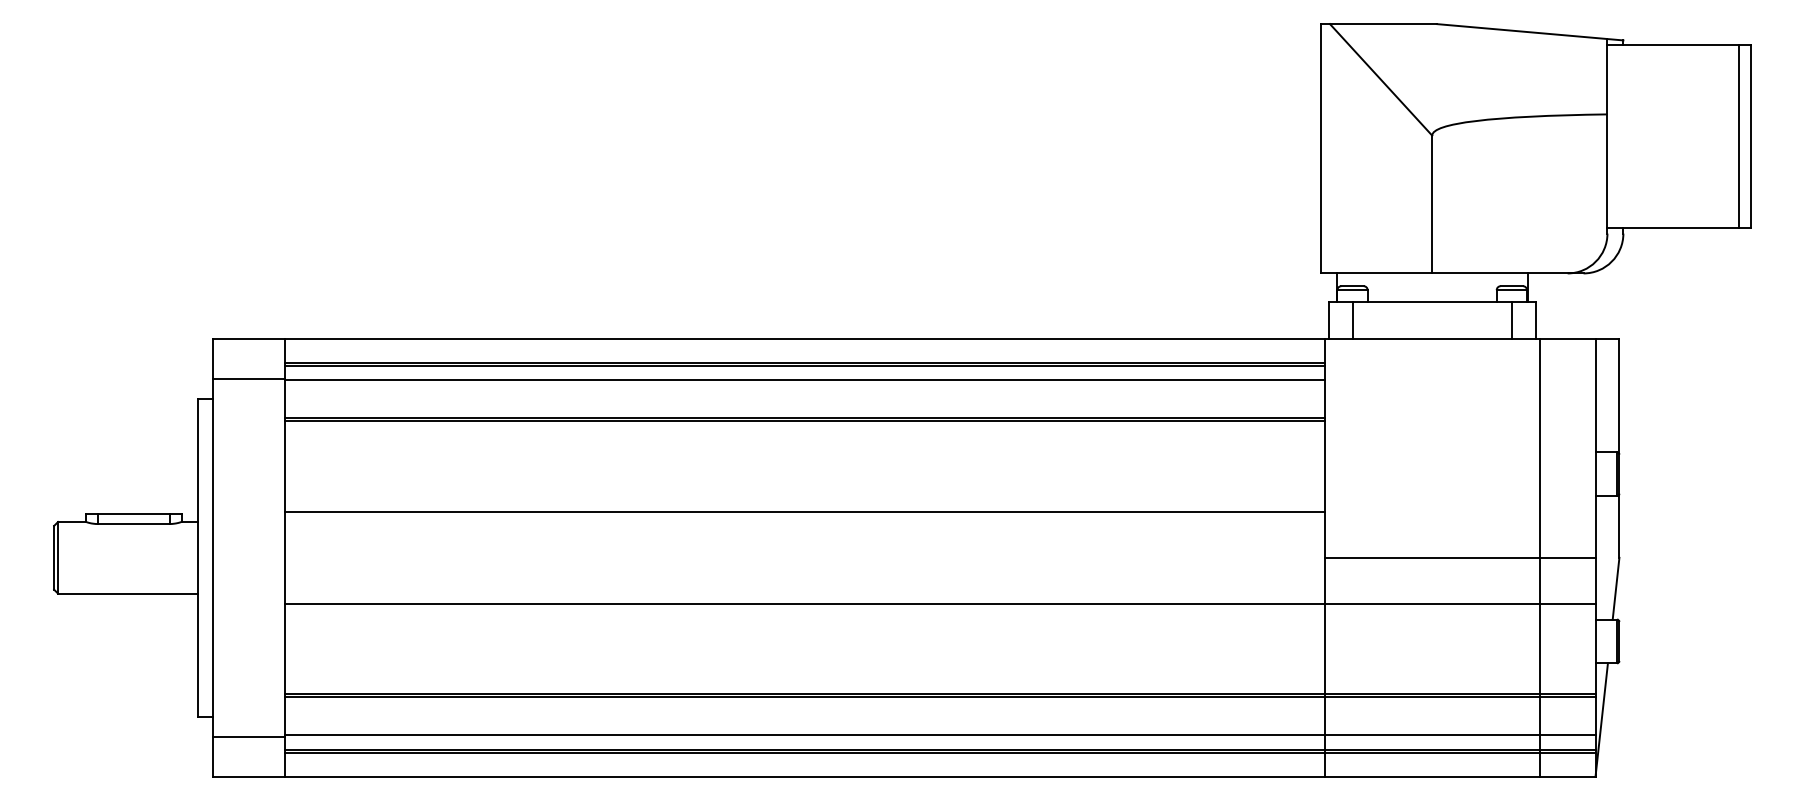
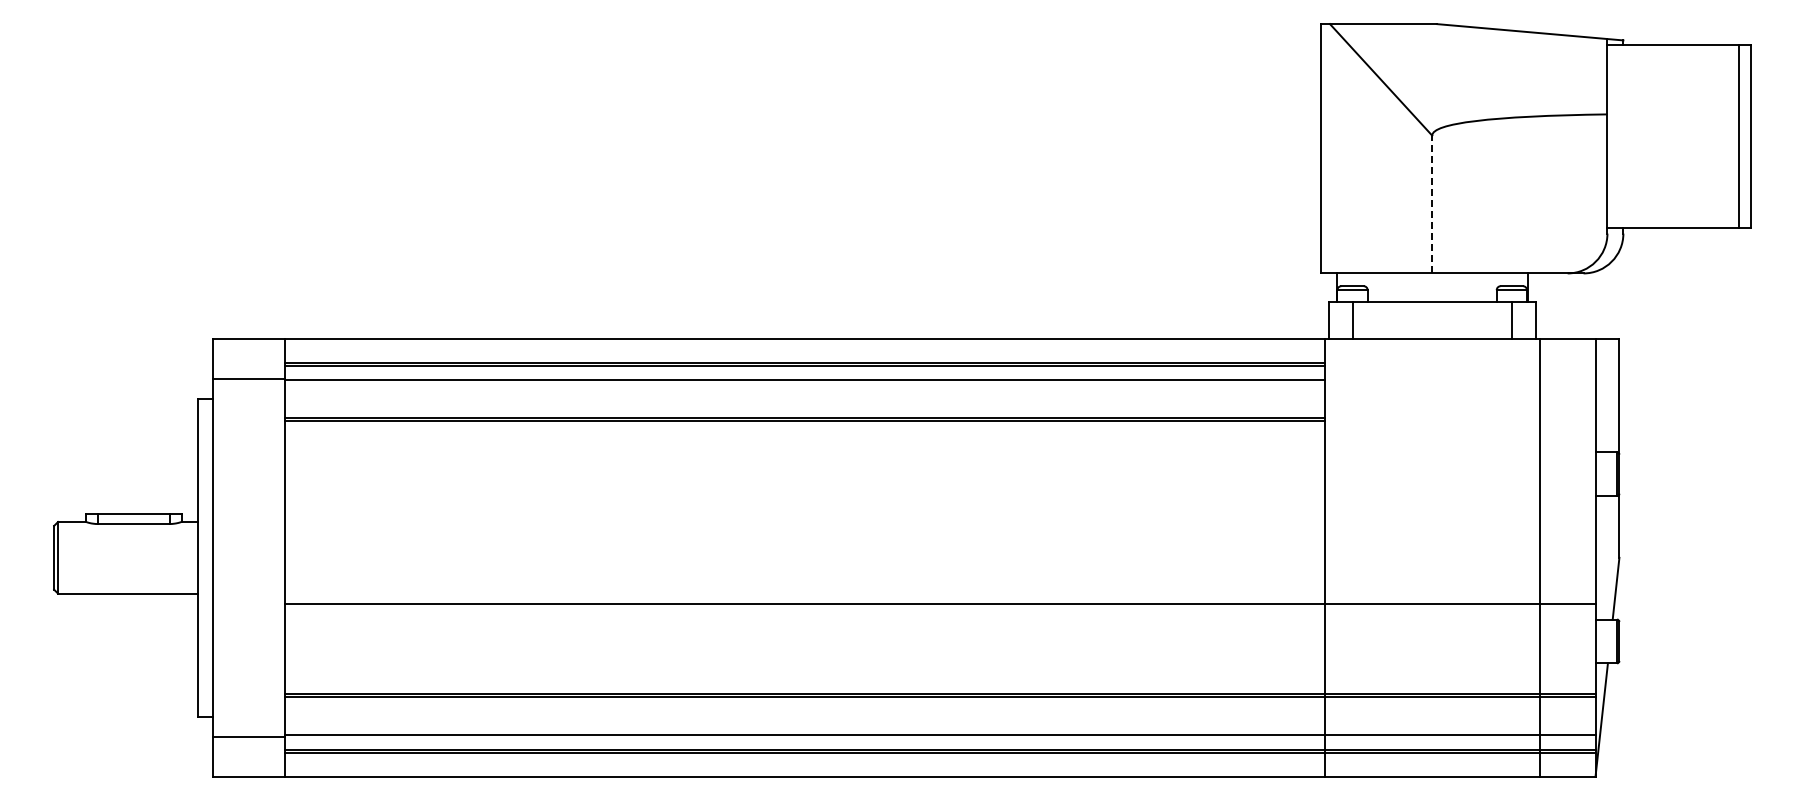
line: solid -> dashed (1432, 204)
line: present -> none (804, 511)
line: present -> none (1459, 557)
